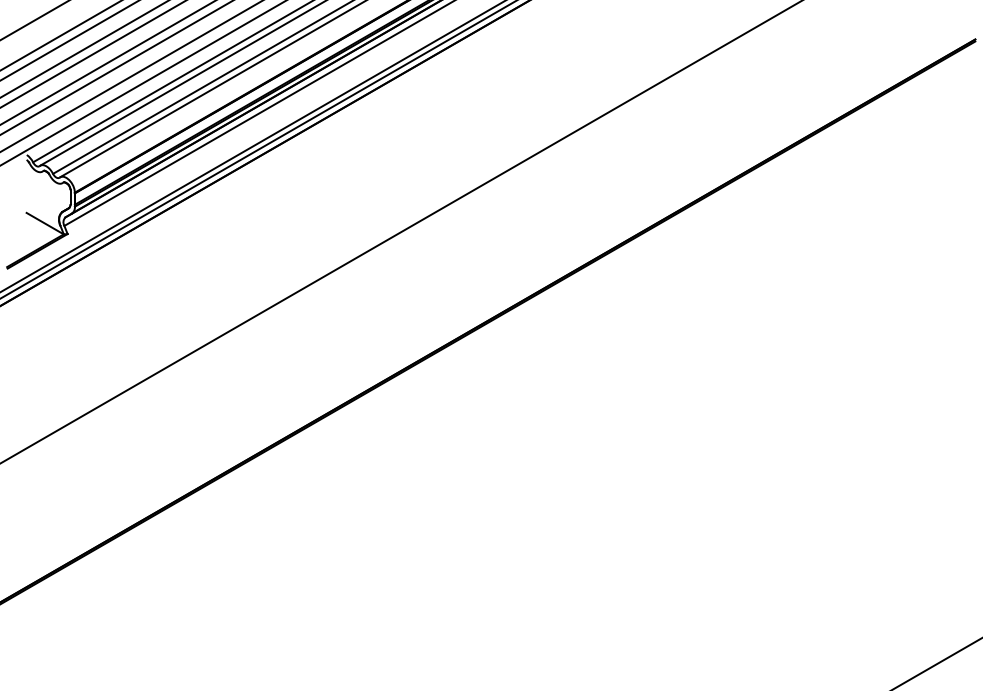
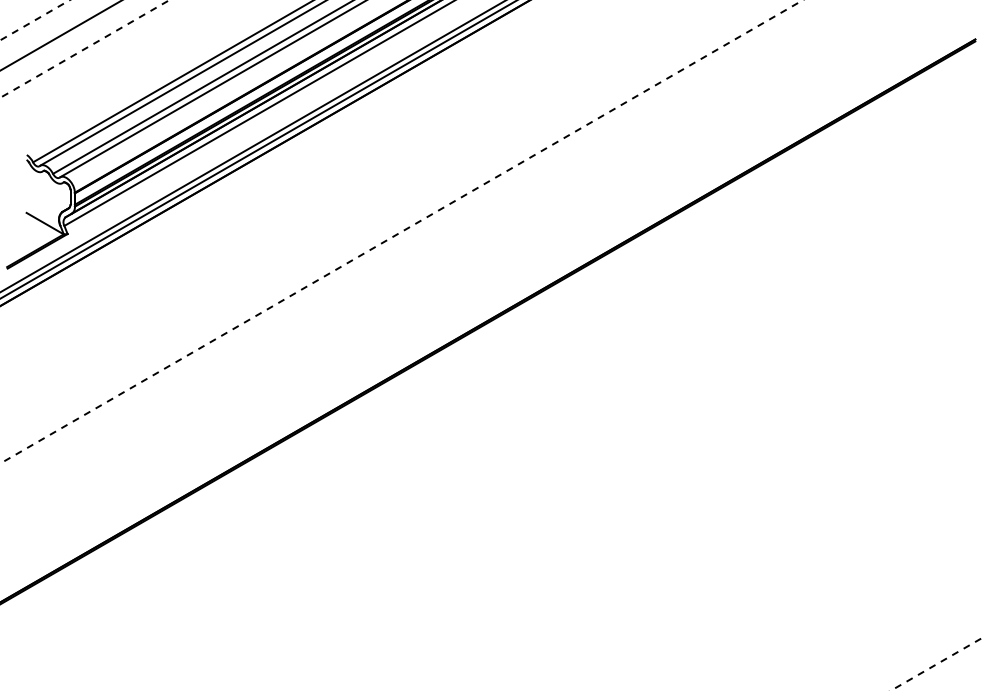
line: solid -> dashed (35, 20)
line: present -> none (69, 40)
line: solid -> dashed (84, 49)
line: present -> none (92, 54)
line: present -> none (107, 62)
line: present -> none (116, 67)
line: present -> none (131, 76)
line: present -> none (142, 83)
line: solid -> dashed (402, 231)
line: solid -> dashed (936, 664)
